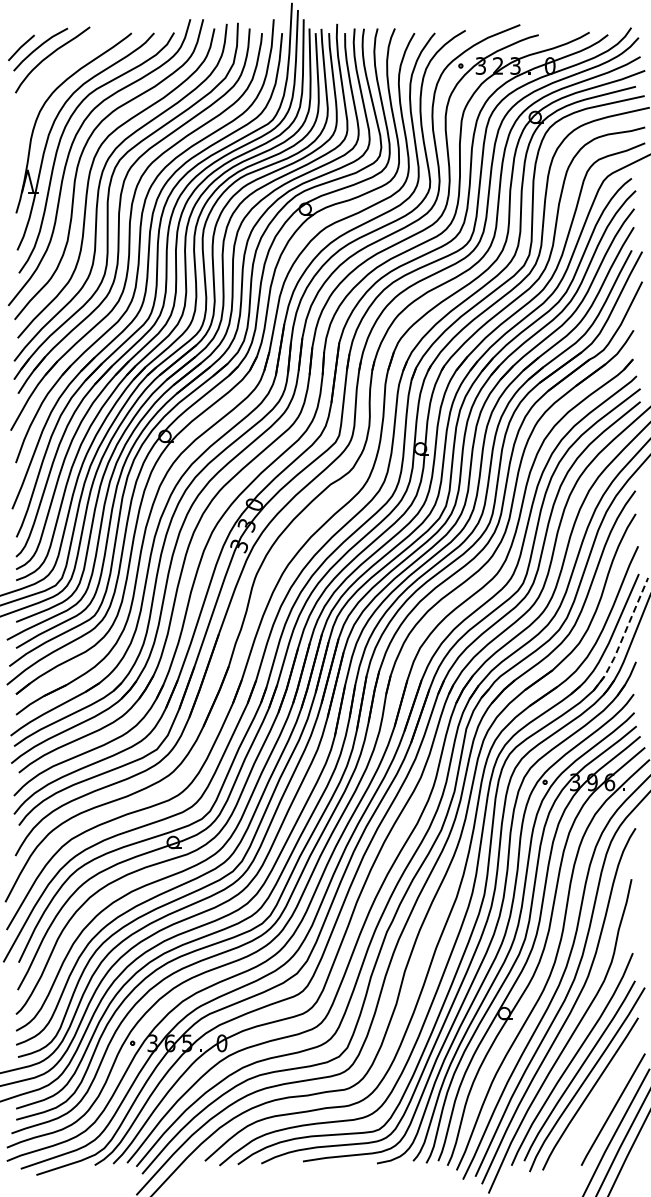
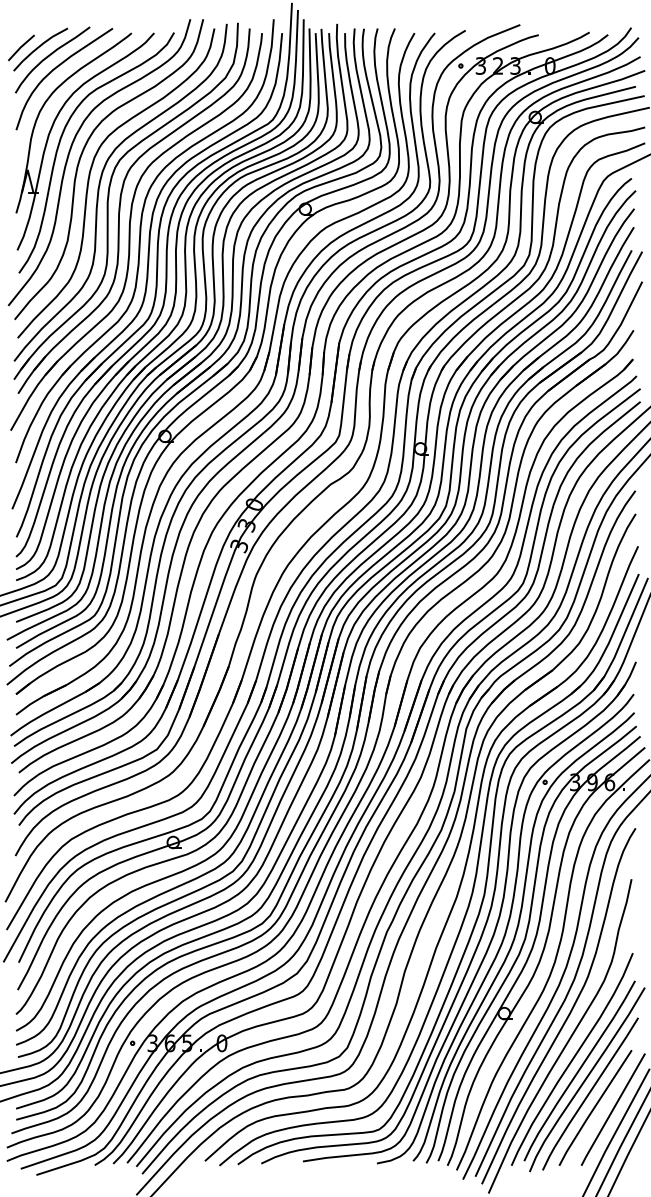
curve: none -> present (58, 67)
line: dashed -> solid (623, 636)
line: none -> present (595, 1107)
